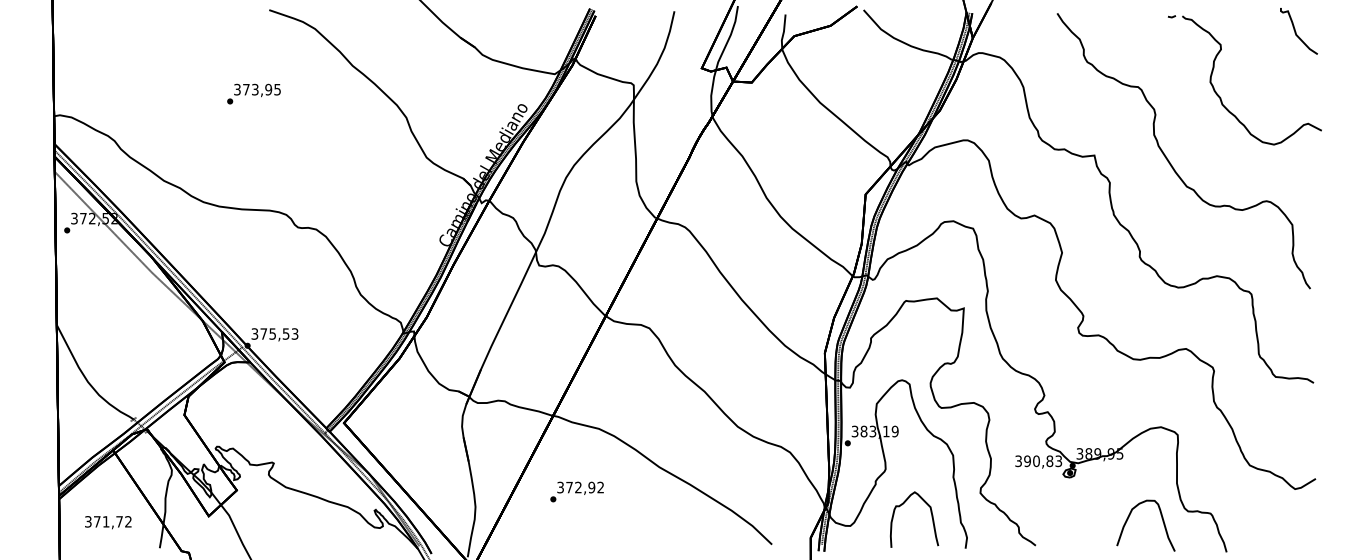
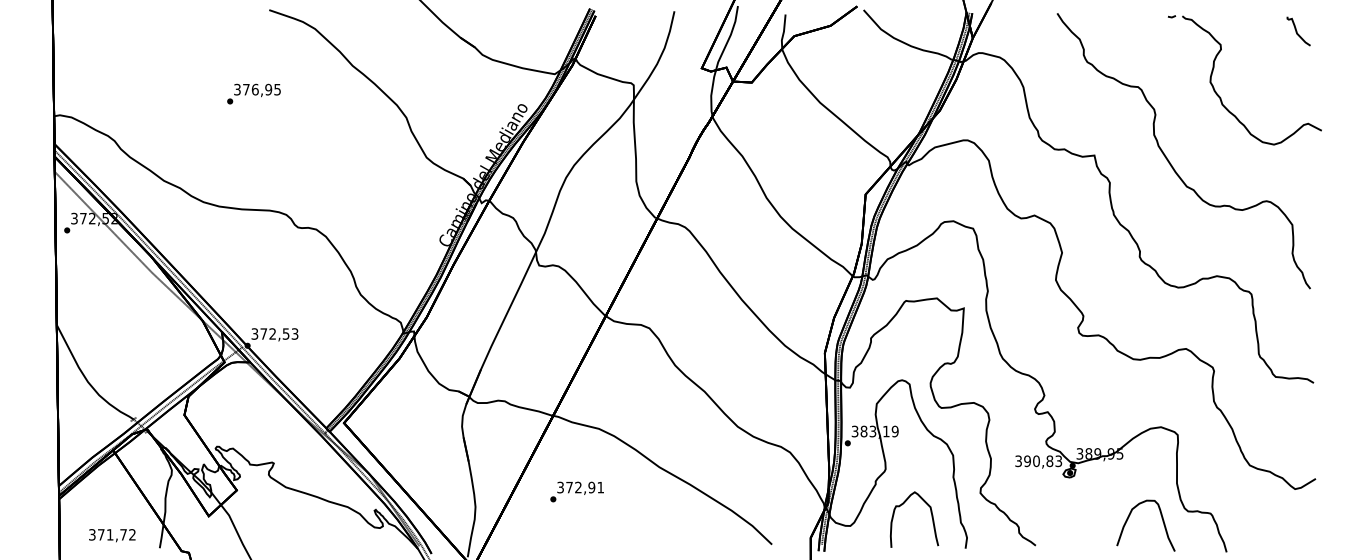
part size: 38x47 px -> 25x31 px (1298, 31)
text: 373,95 -> 376,95 (254, 89)
text: 375,53 -> 372,53 (272, 333)
text: 372,92 -> 372,91 (600, 487)
text position: (108, 522) -> (112, 535) (112, 535)
